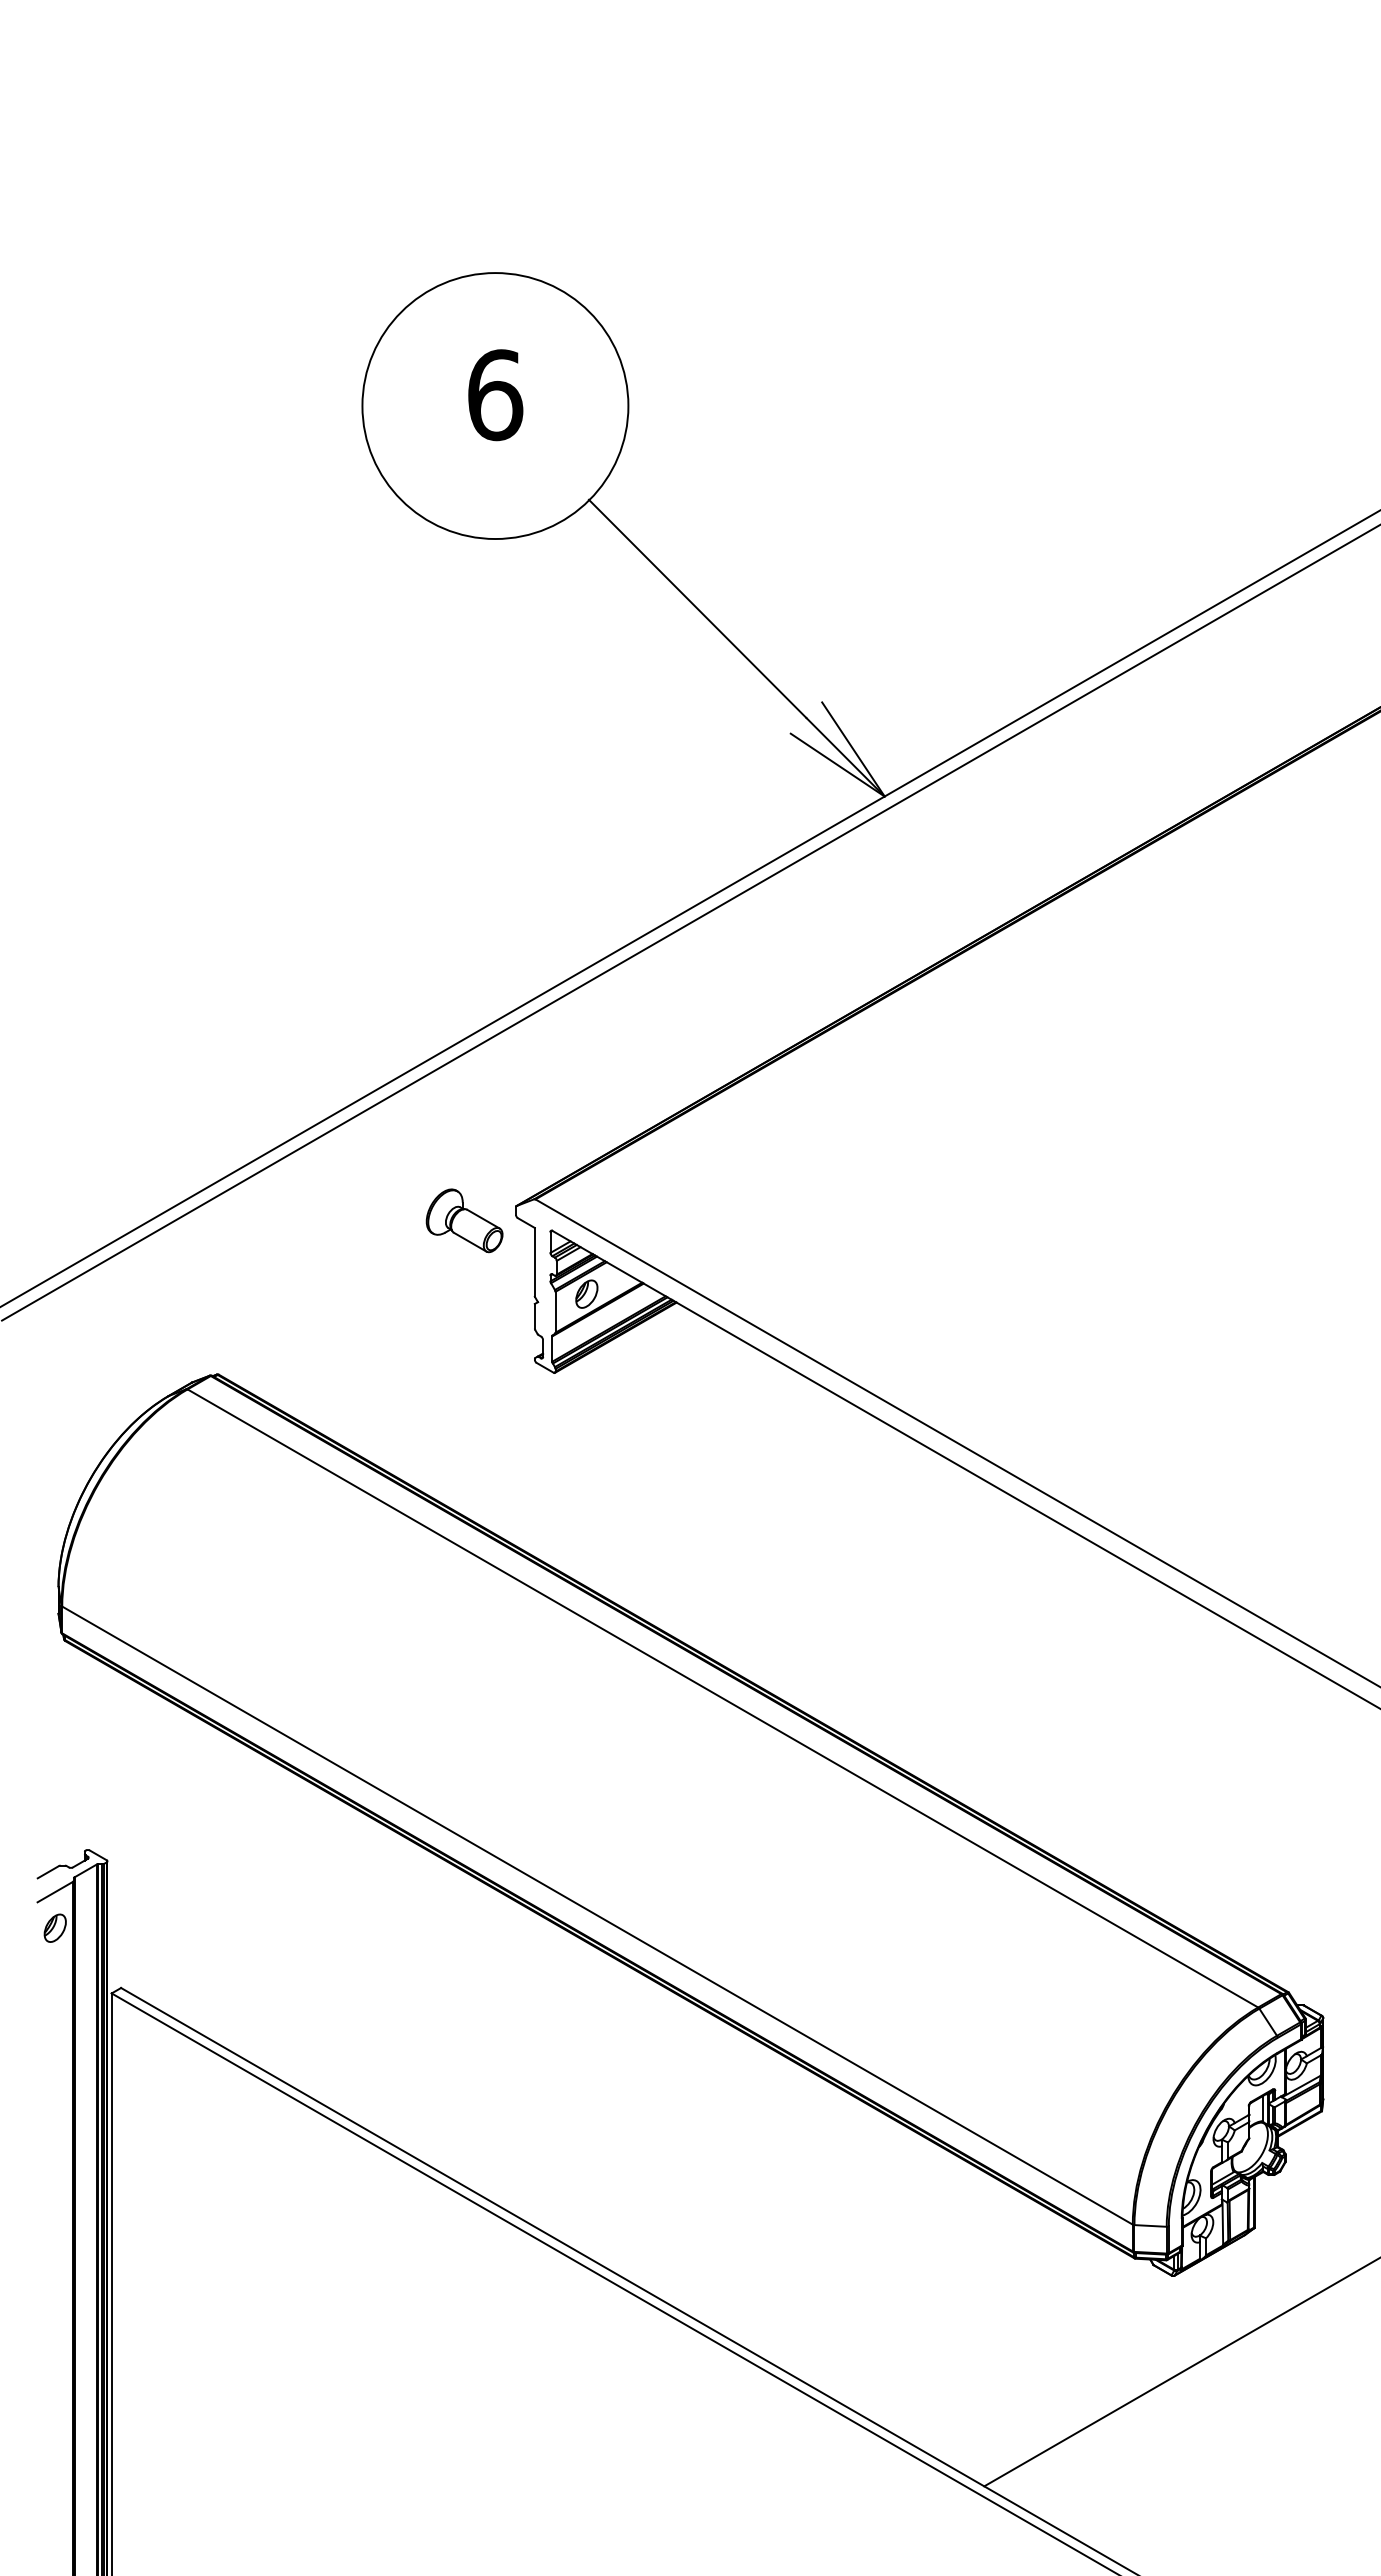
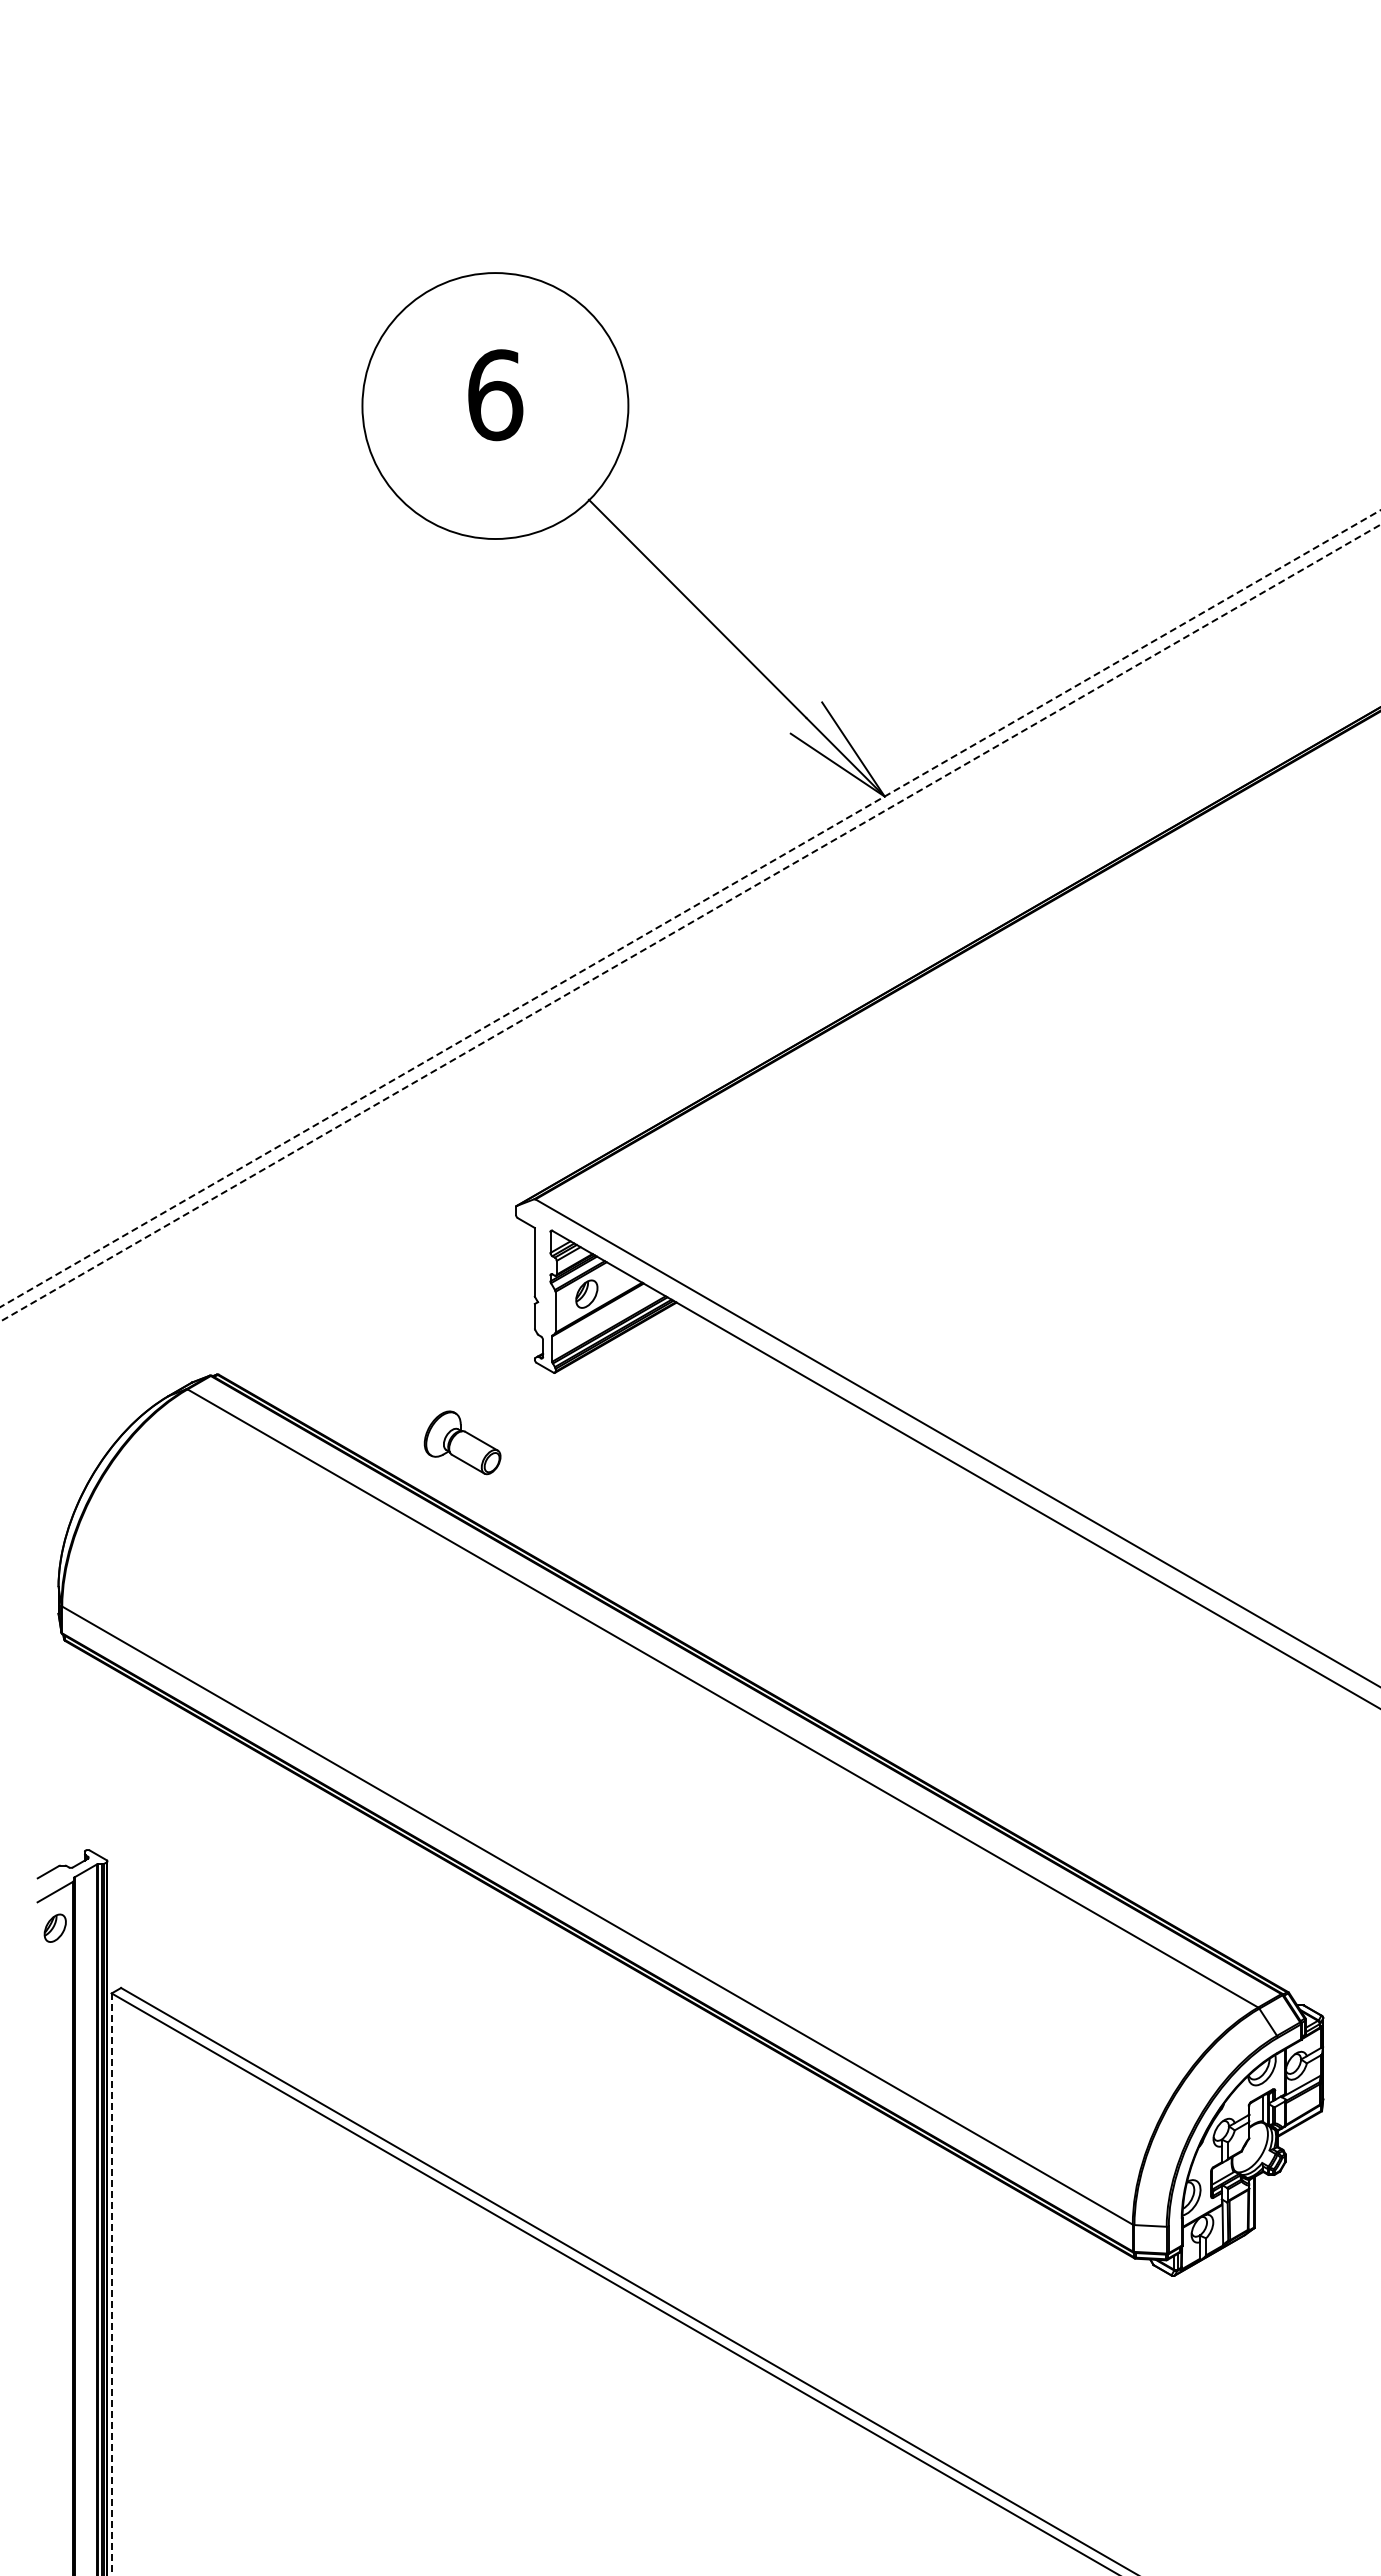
line: solid -> dashed (690, 908)
line: solid -> dashed (691, 922)
part position: (464, 1220) -> (462, 1442) (462, 1442)
line: solid -> dashed (111, 2284)
line: present -> none (1180, 2372)
